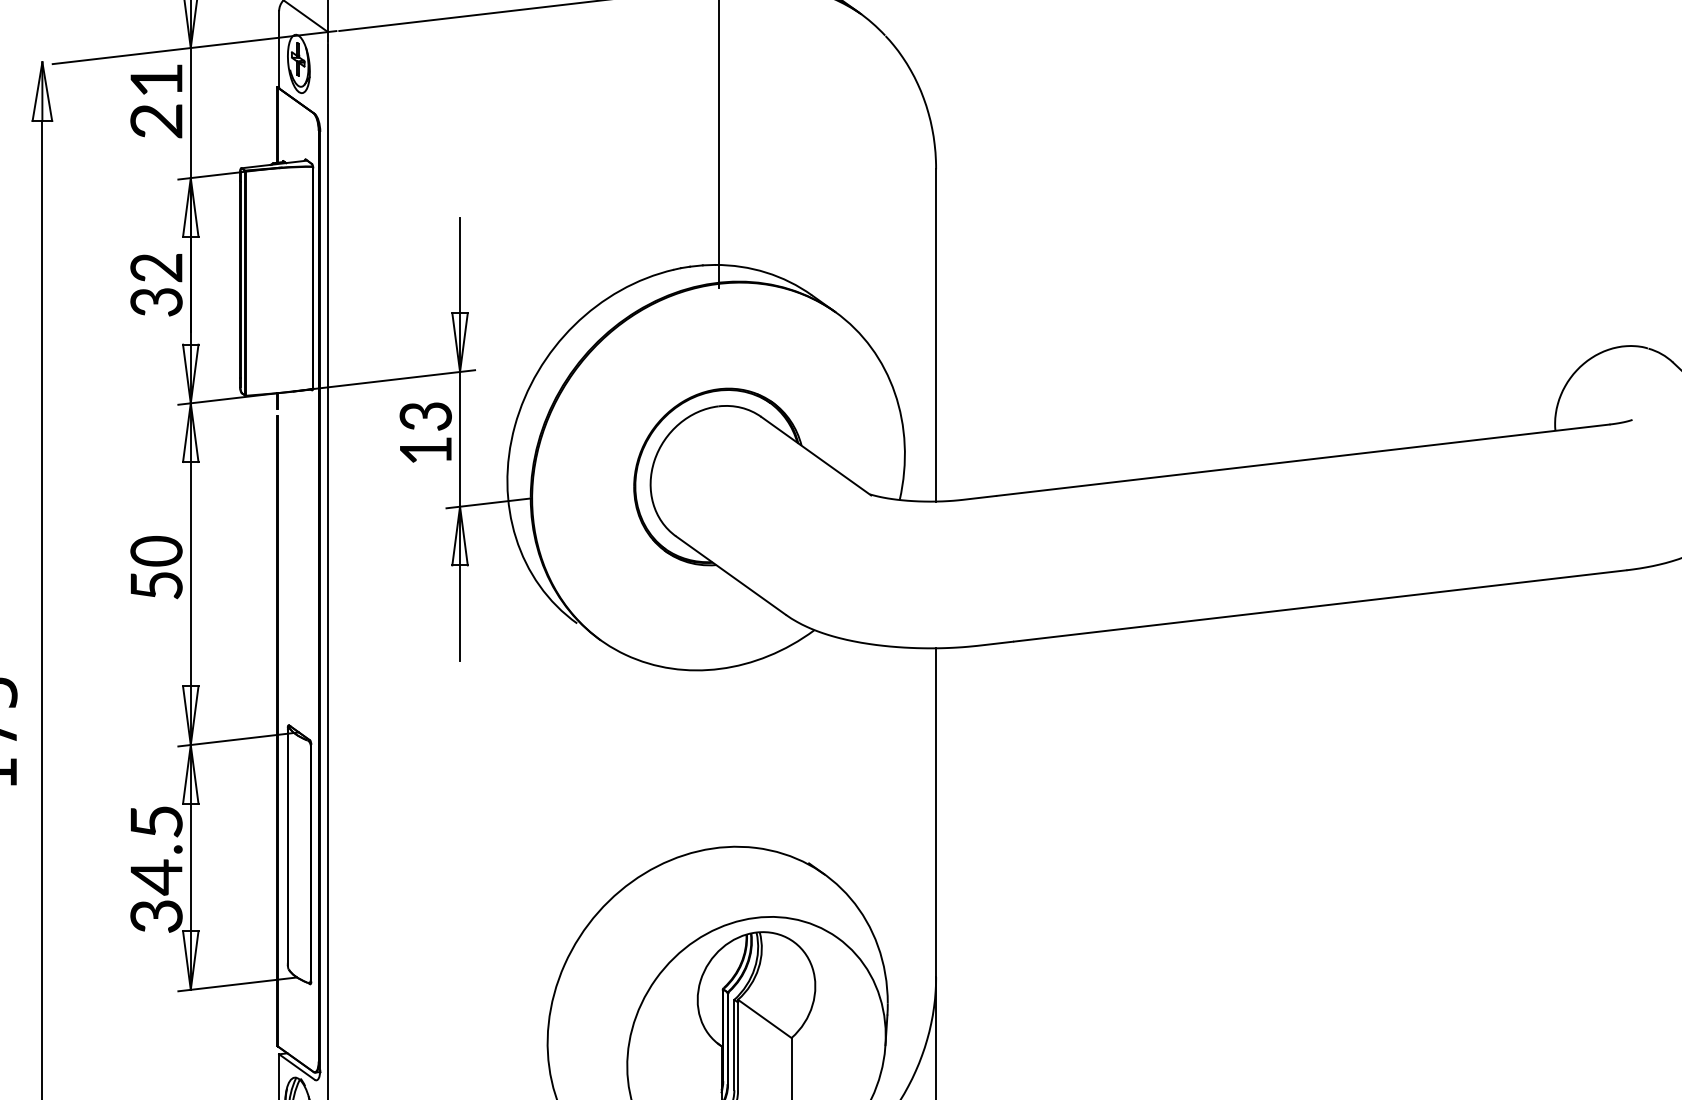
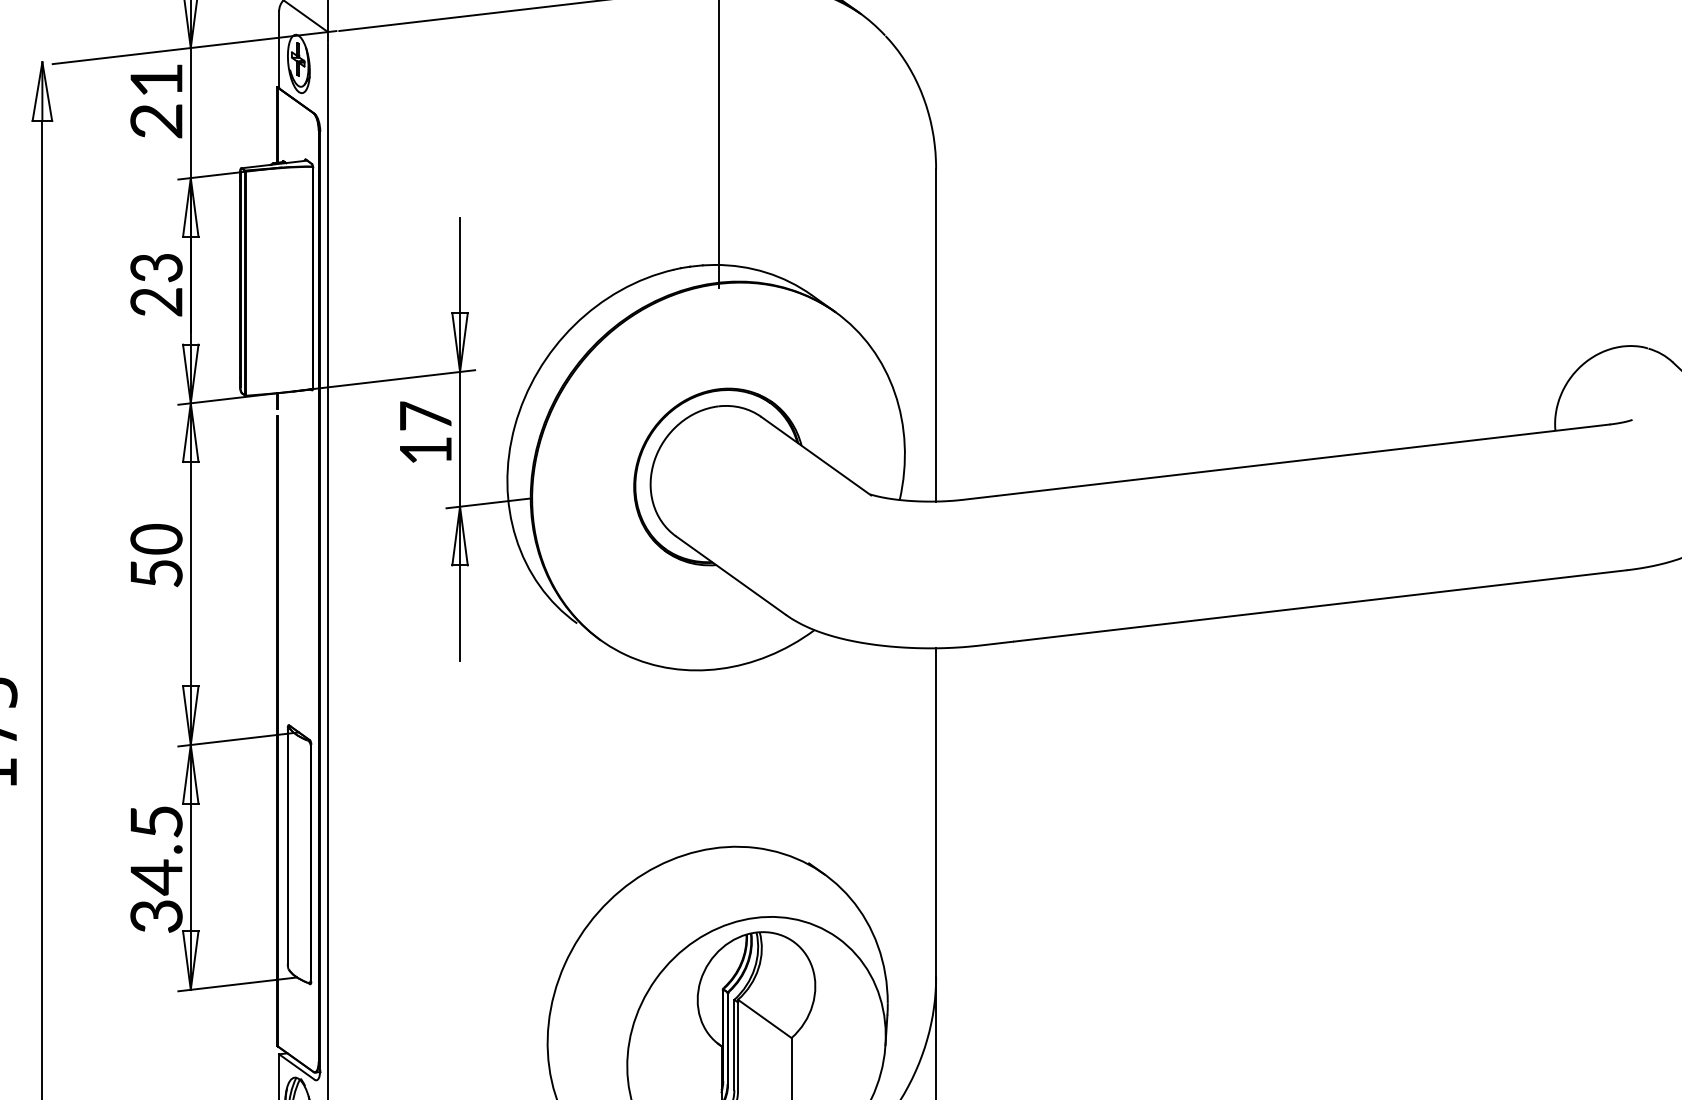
text: 32 -> 23 (156, 285)
text: 13 -> 17 (425, 415)
text position: (156, 567) -> (156, 555) (156, 555)
